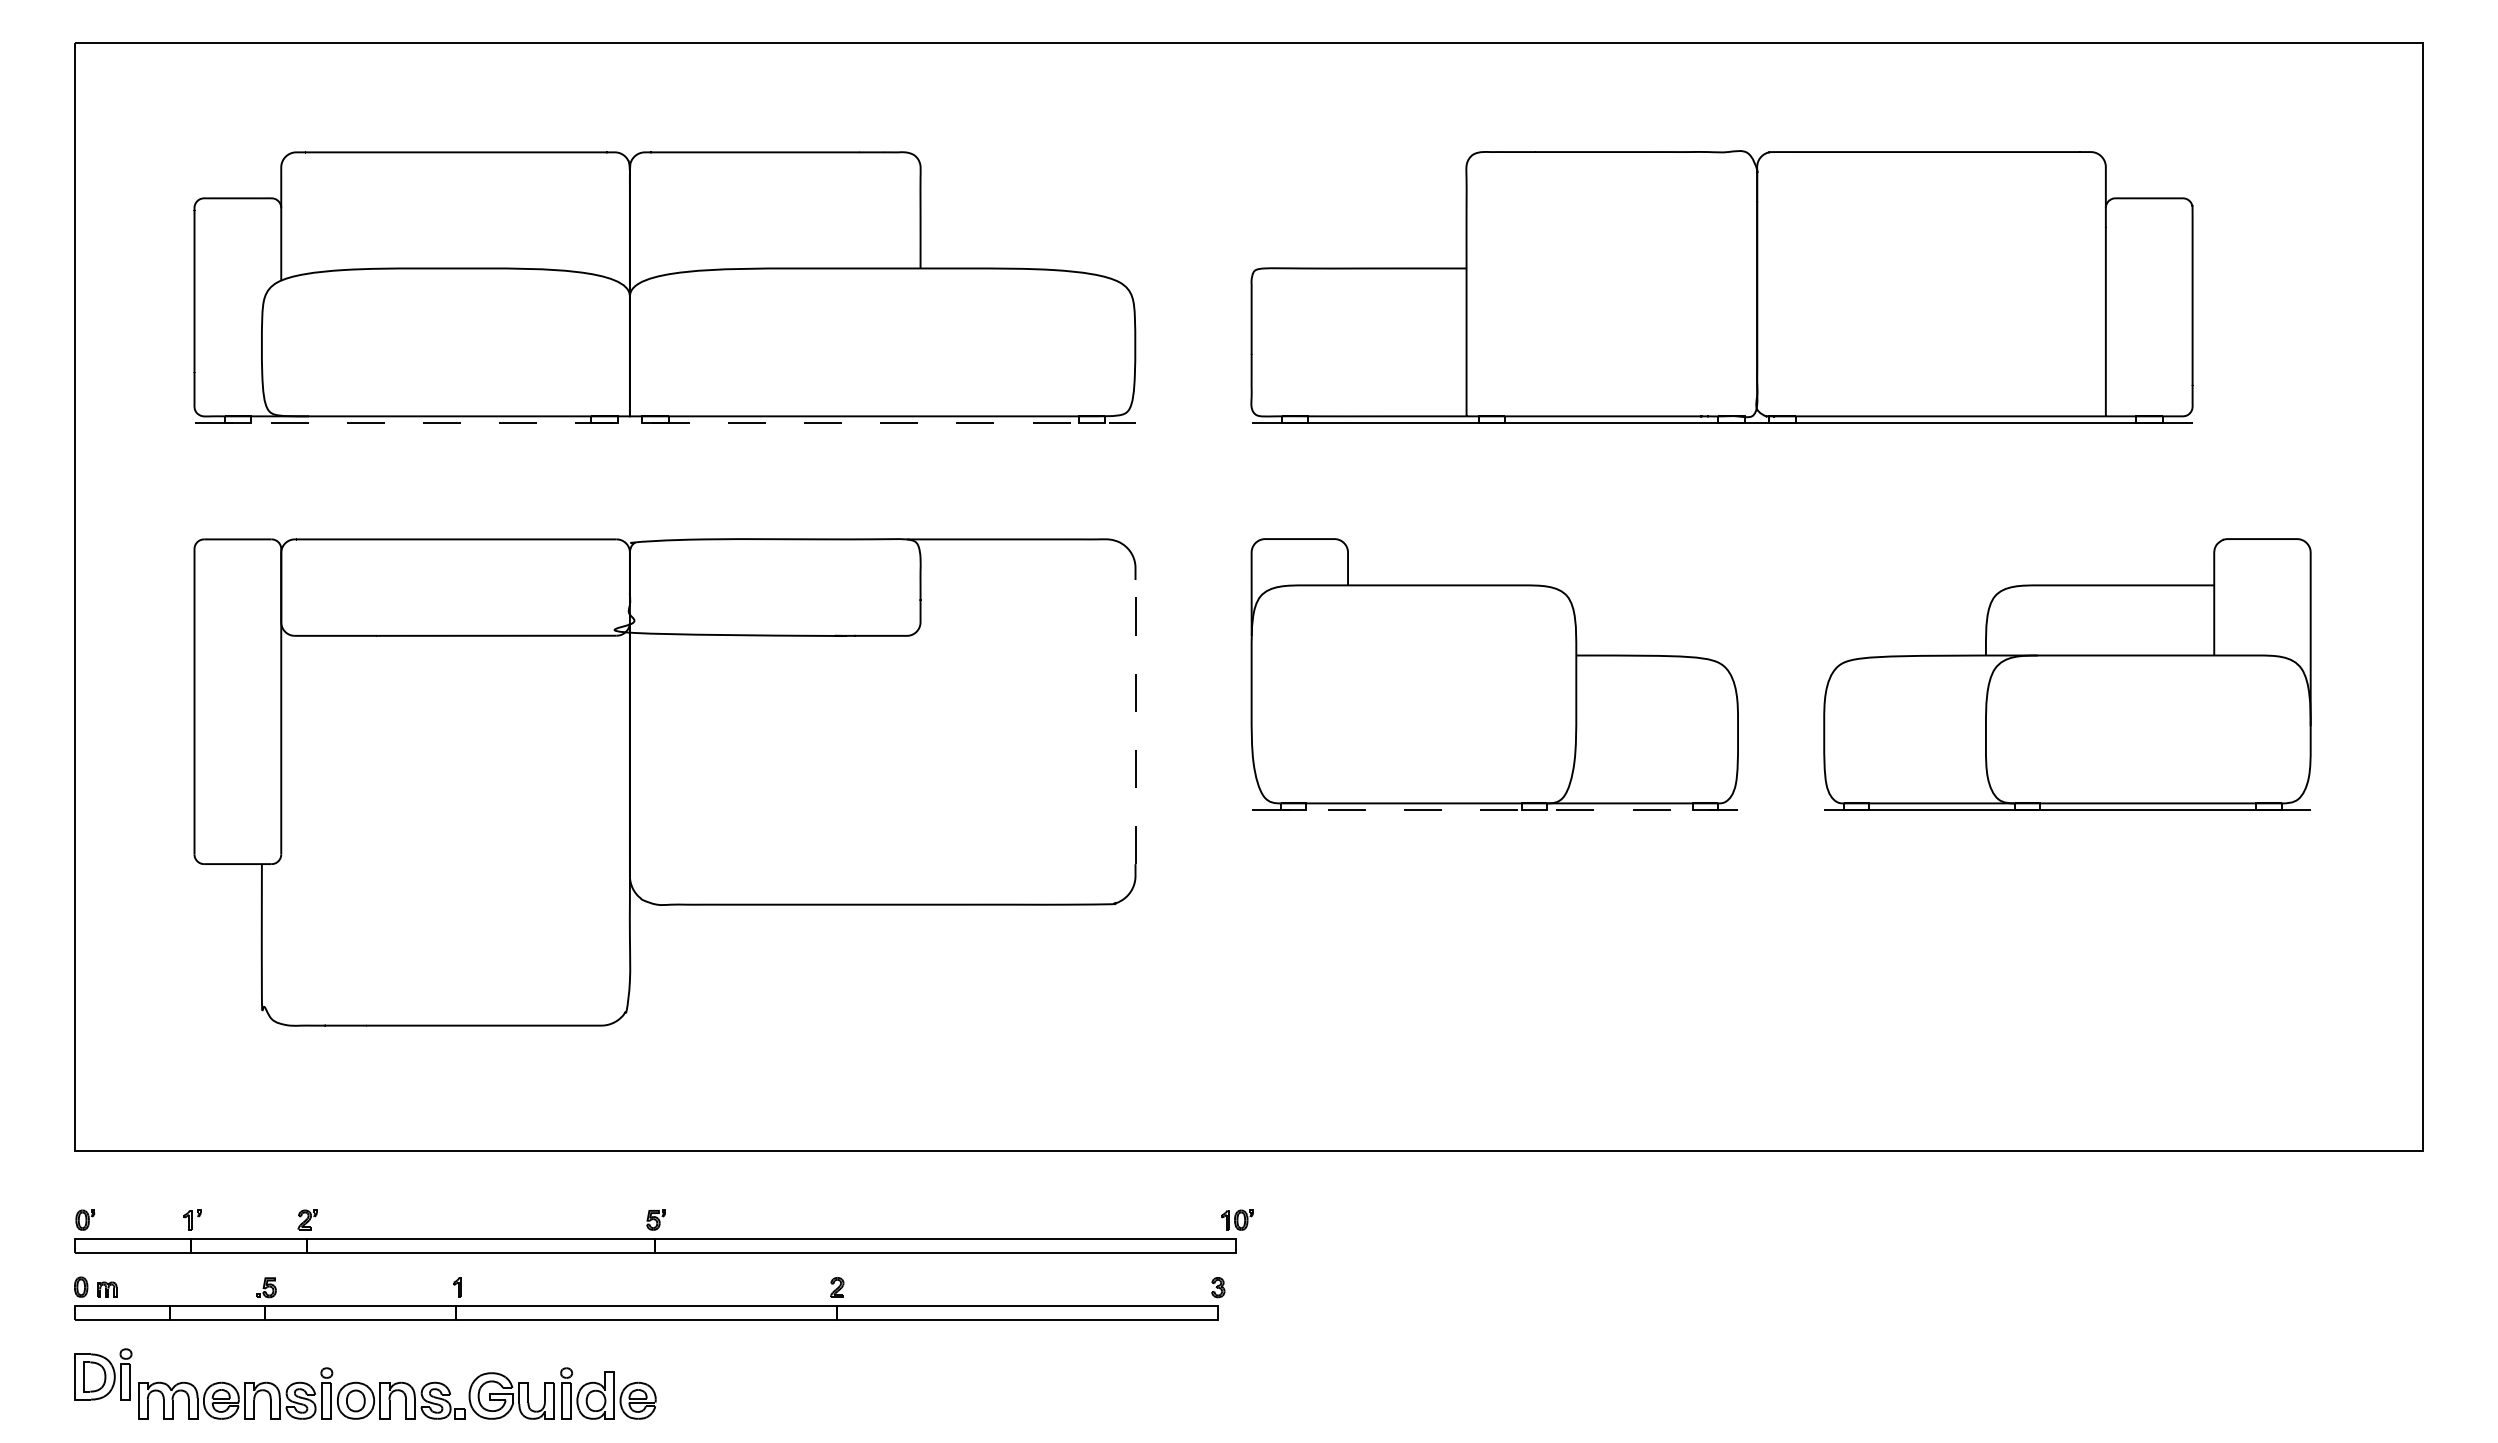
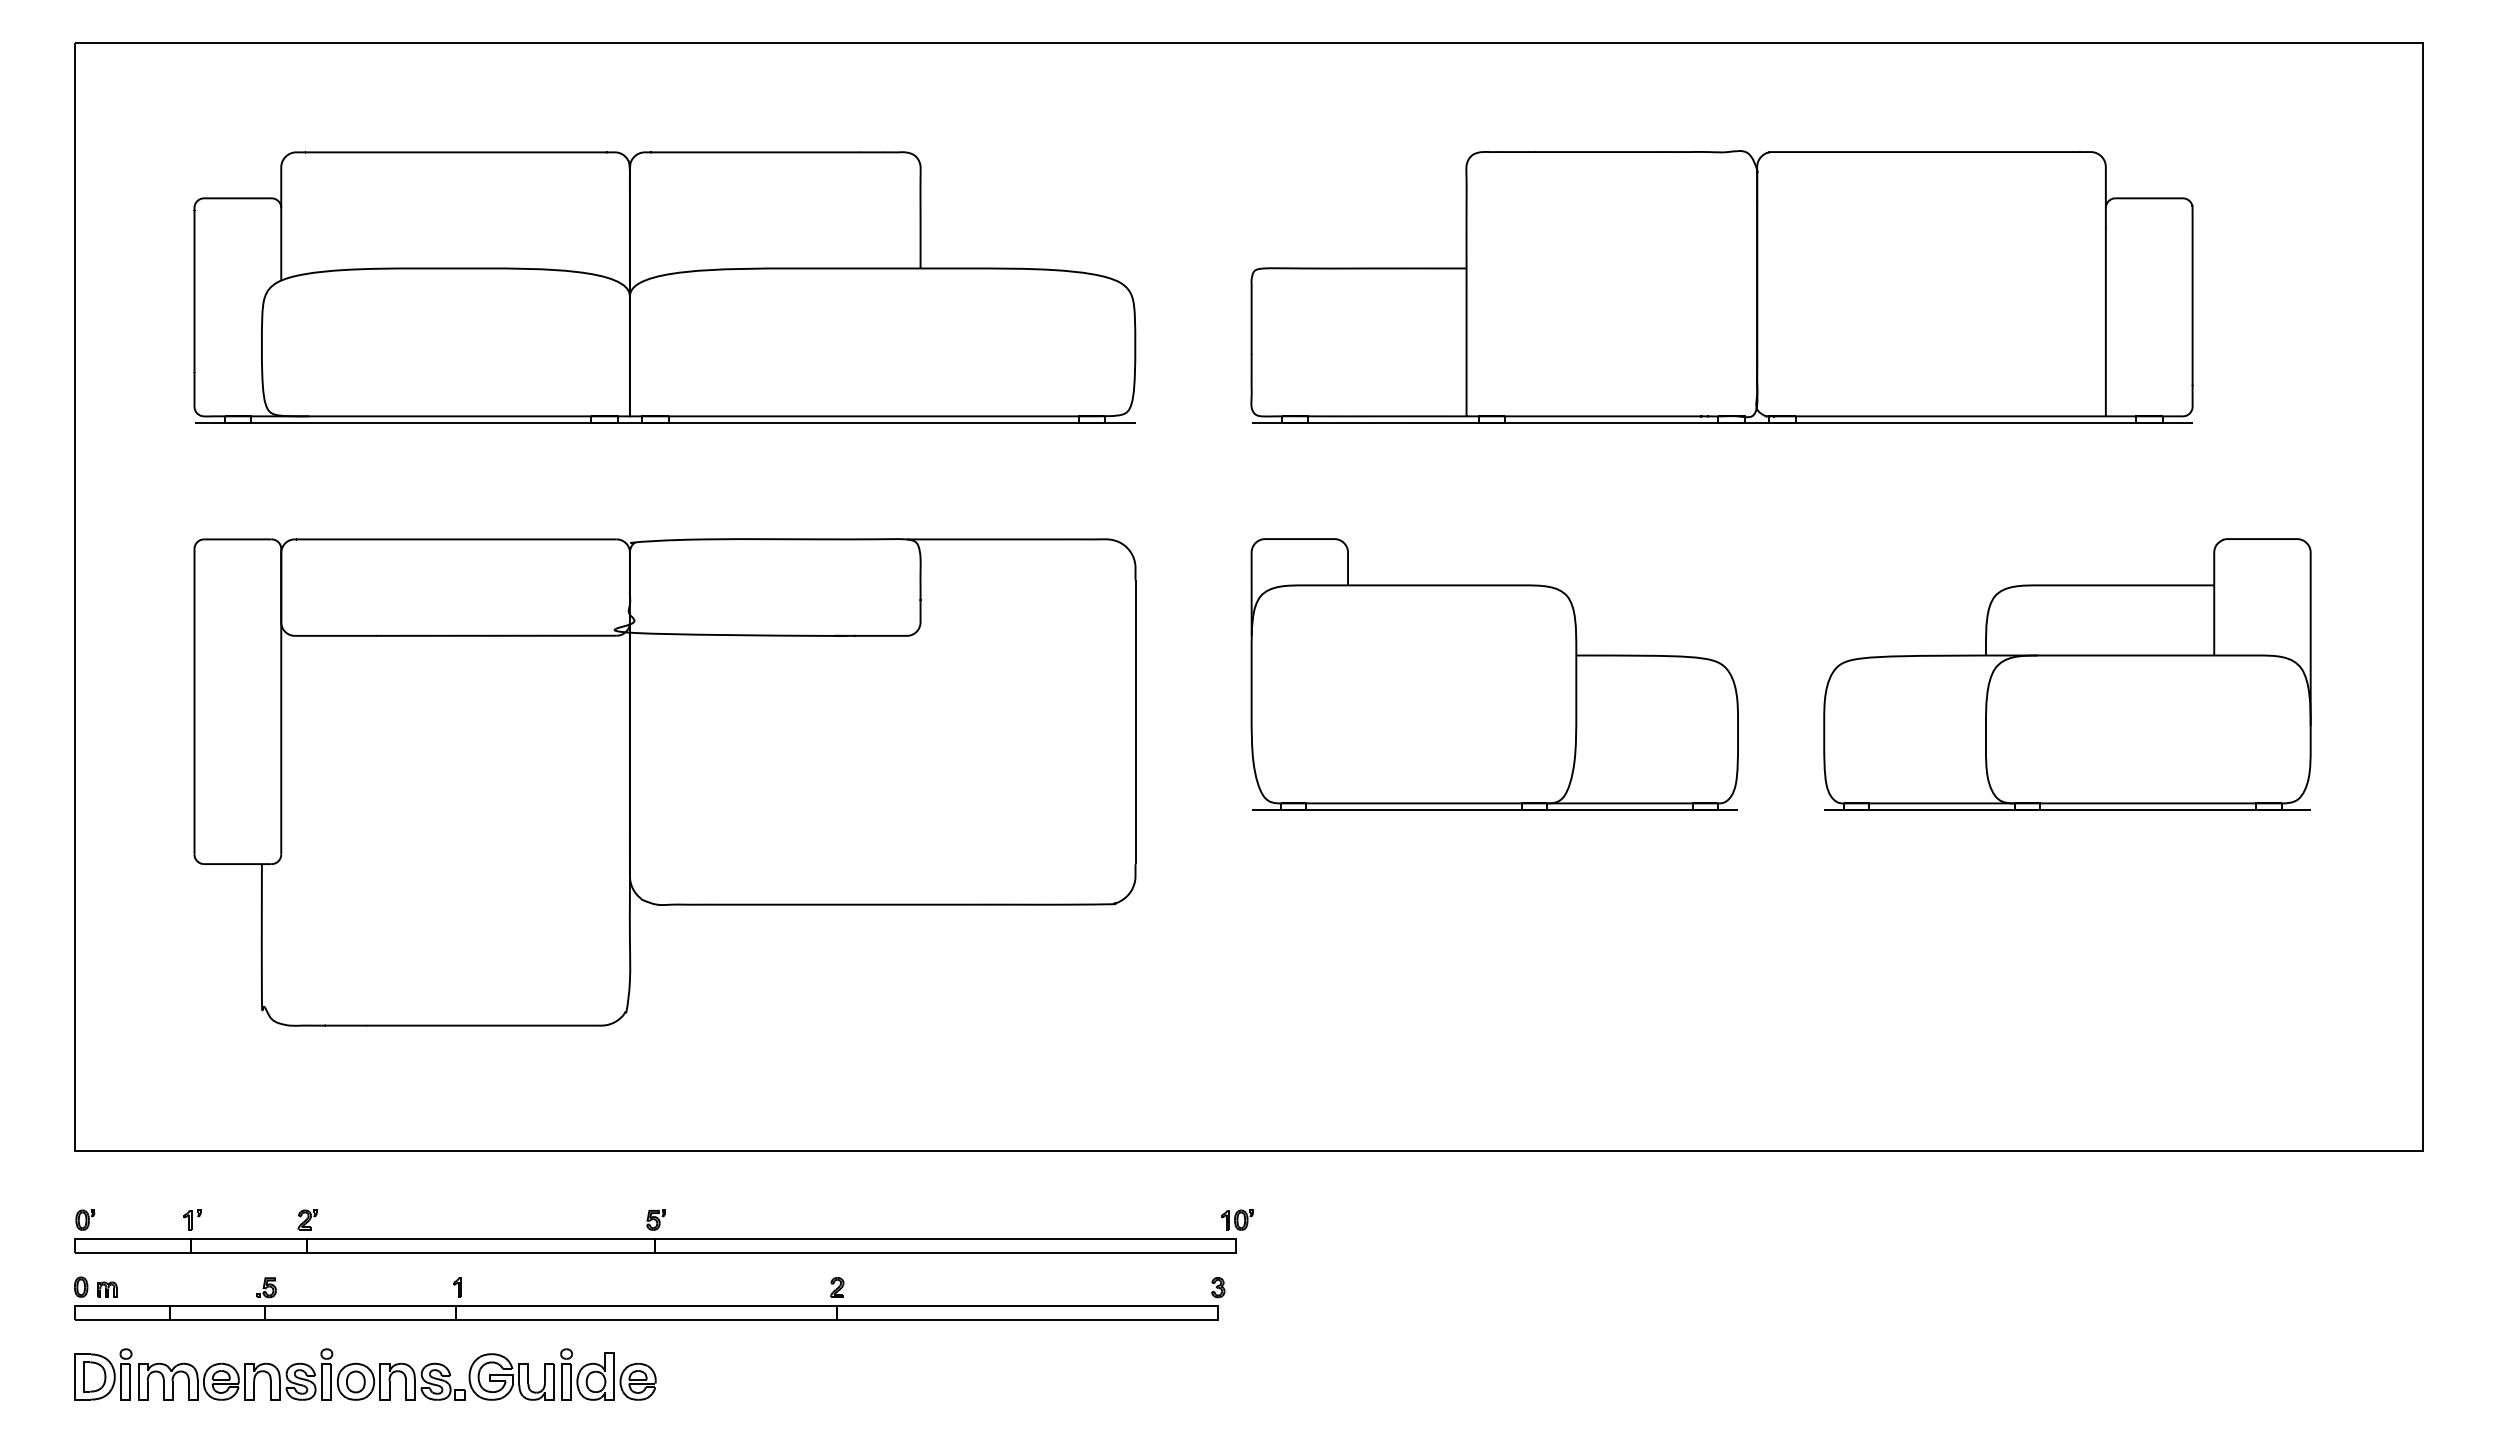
line: dashed -> solid (665, 423)
line: dashed -> solid (1135, 721)
line: dashed -> solid (1495, 810)
part position: (397, 1393) -> (397, 1374) (397, 1374)
